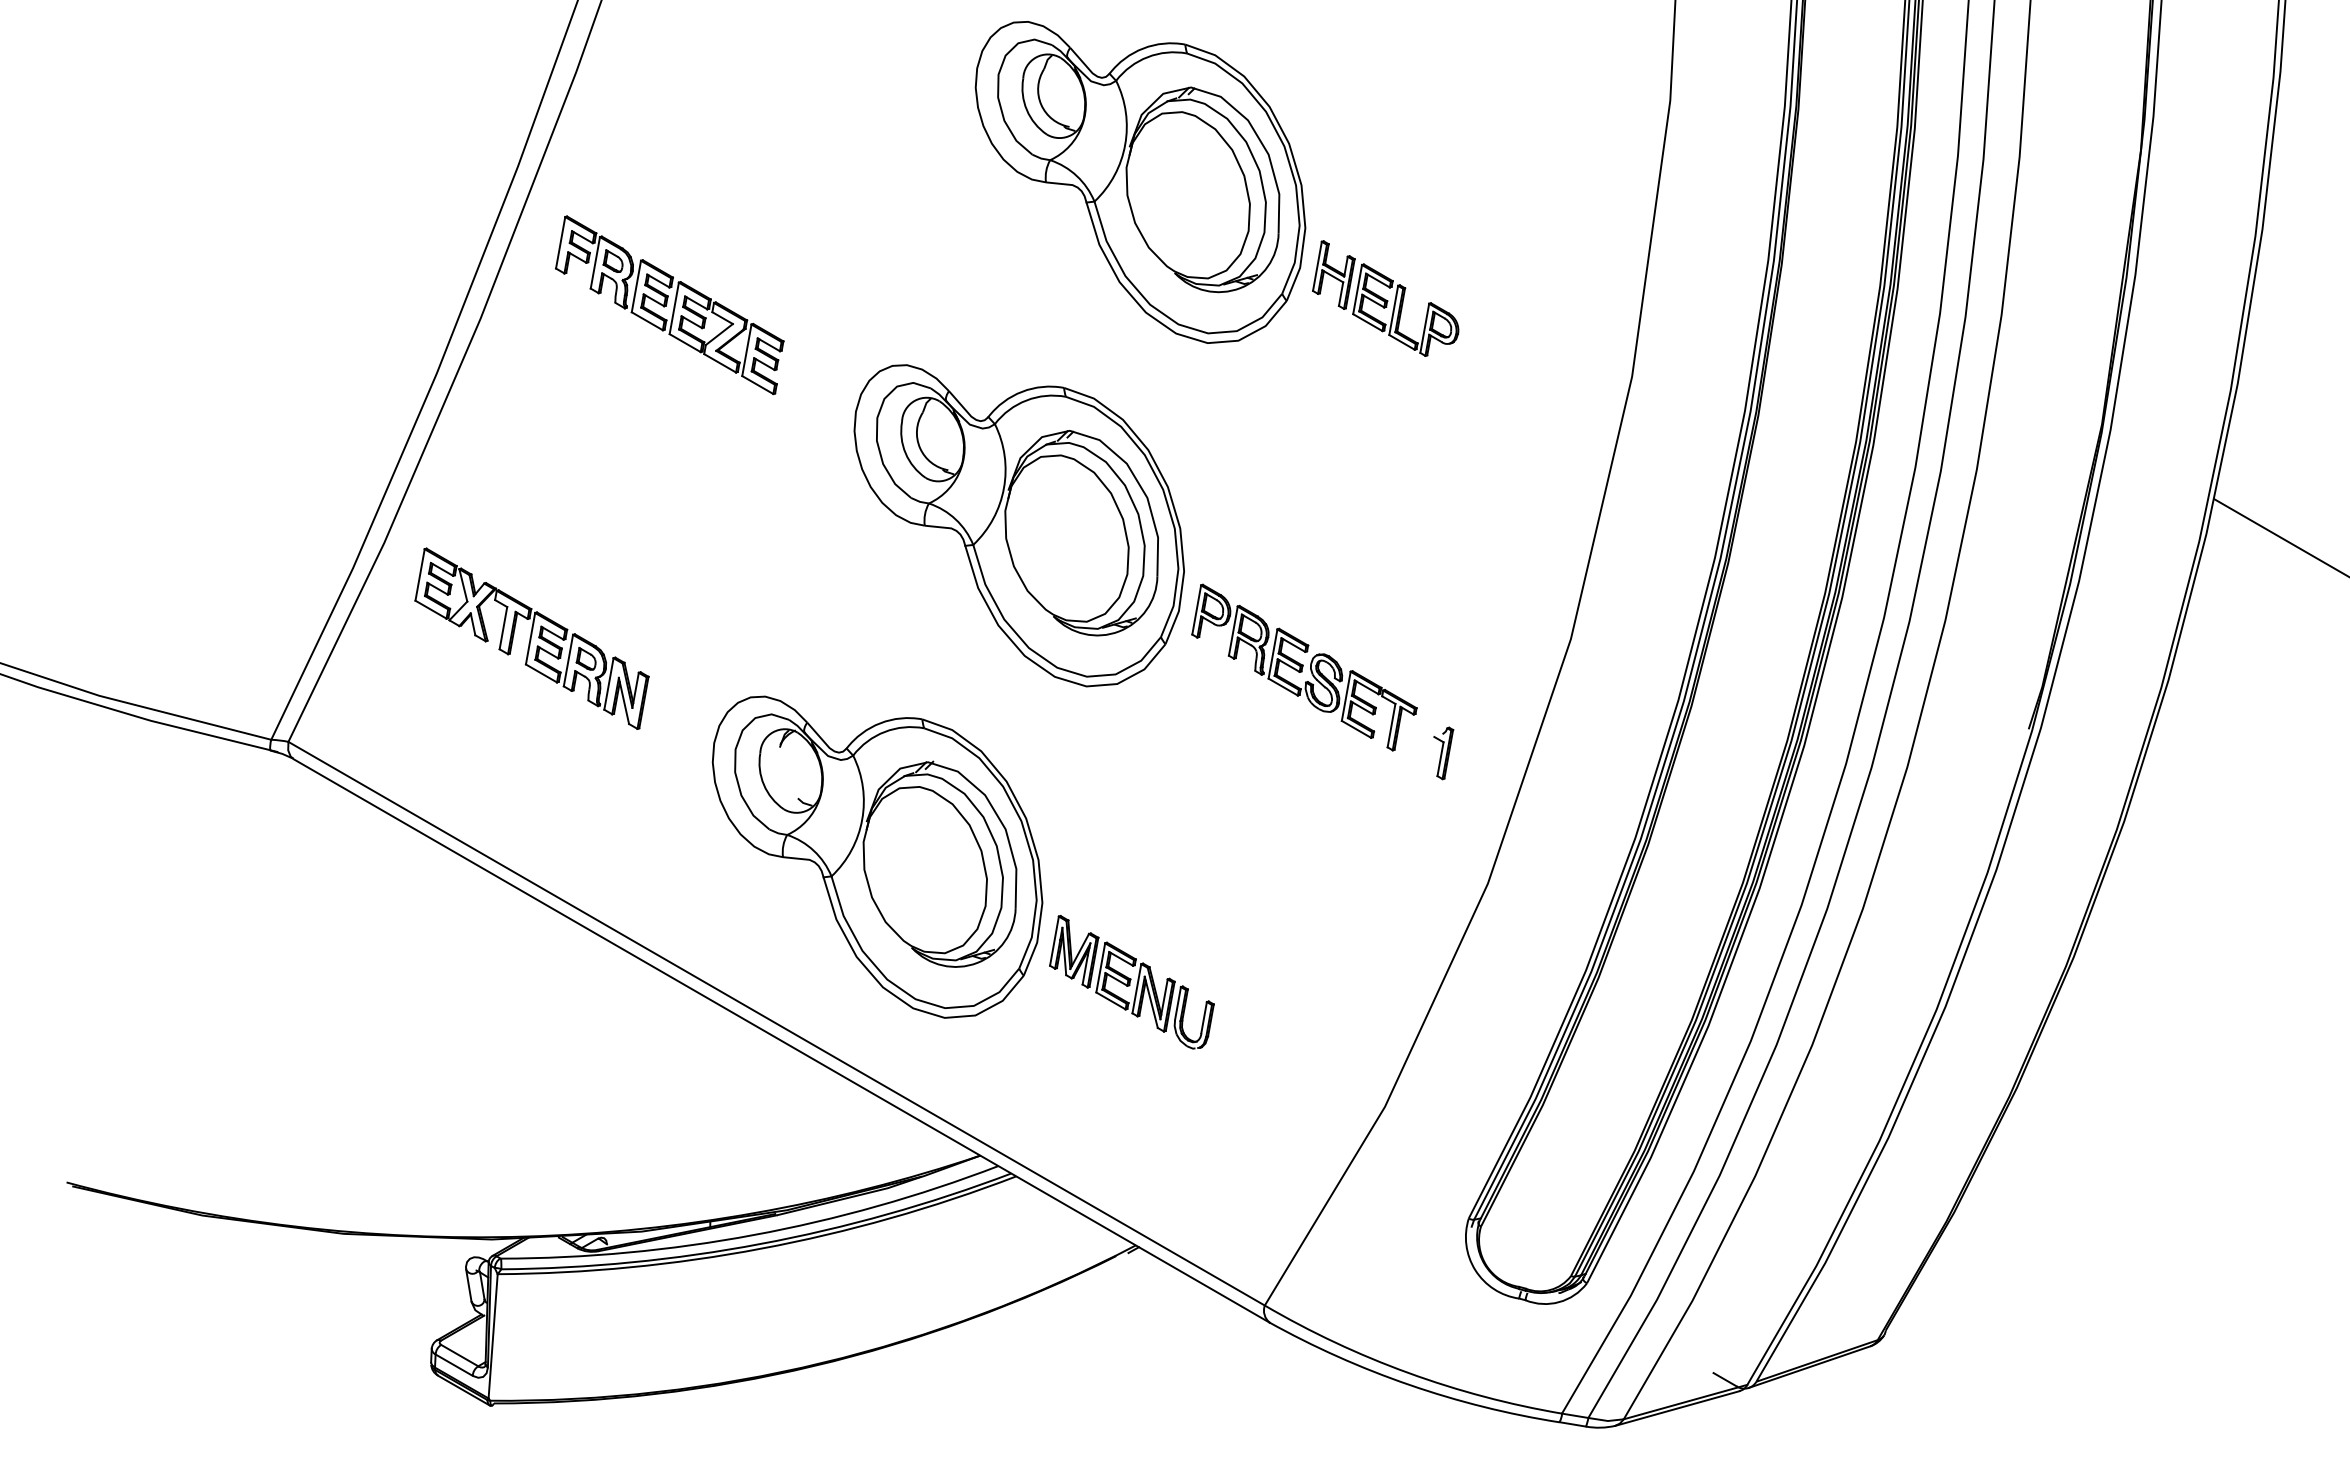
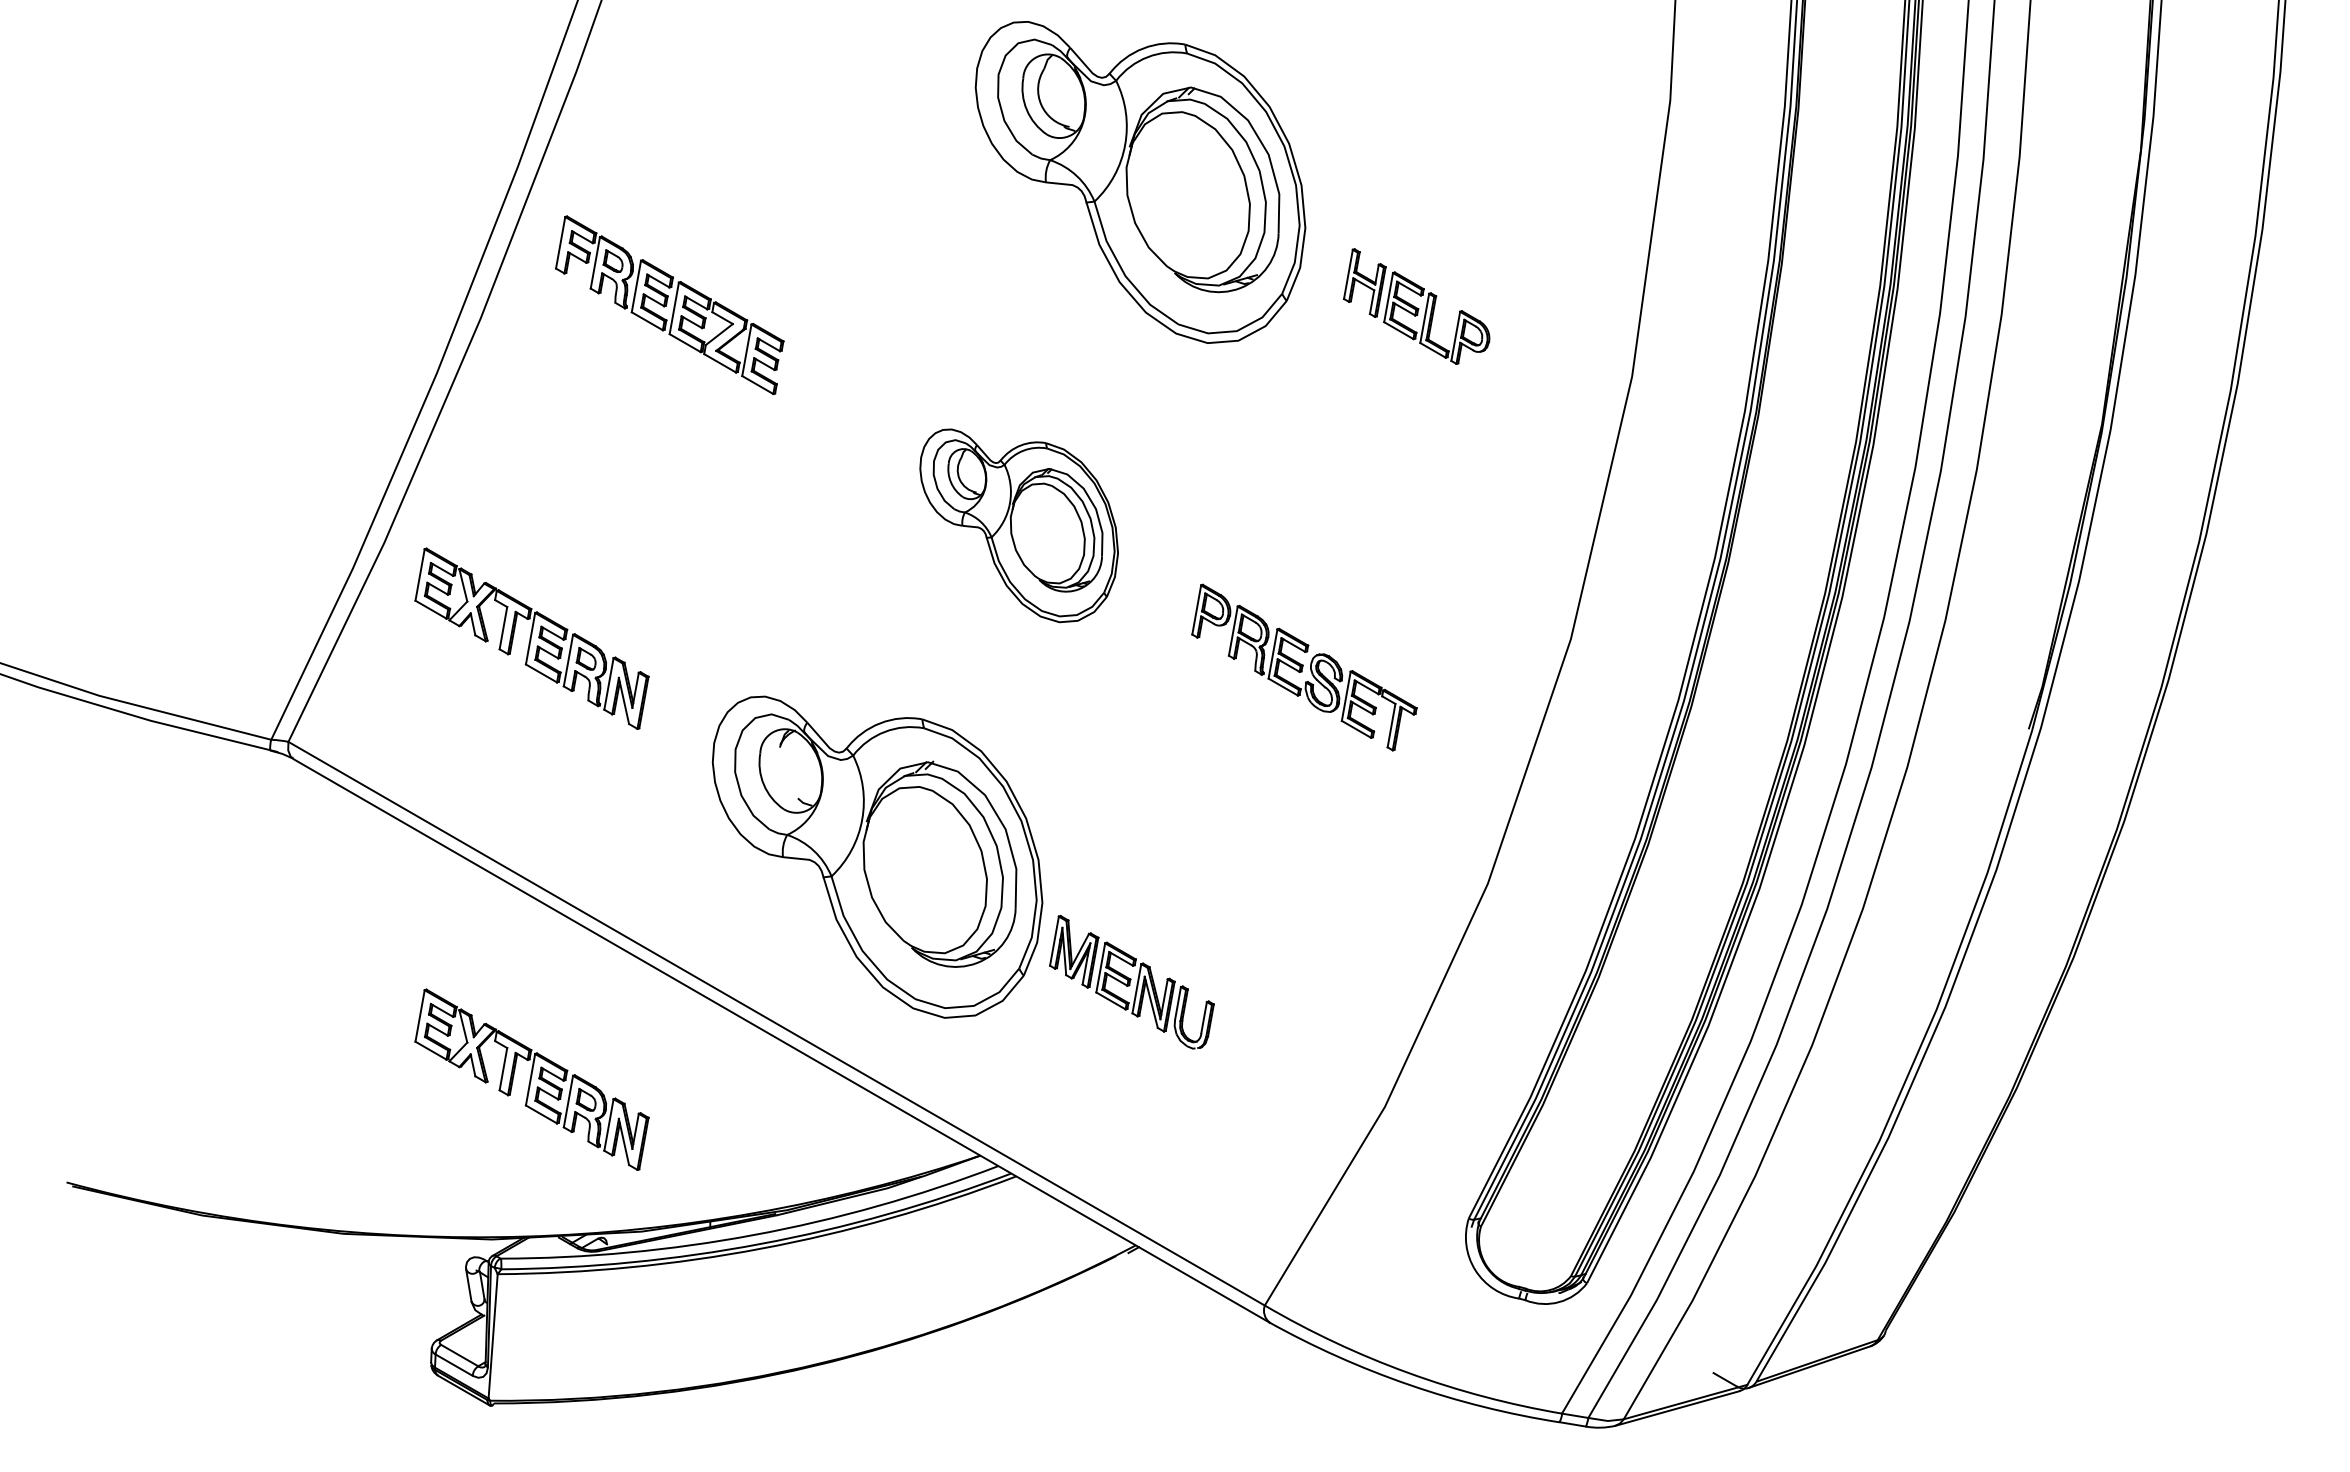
part position: (1385, 298) -> (1416, 306) (1416, 306)
part size: 332x324 px -> 200x196 px (1018, 525)
line: present -> none (2280, 537)
part: present -> none (1443, 753)
part: none -> present (531, 1079)
